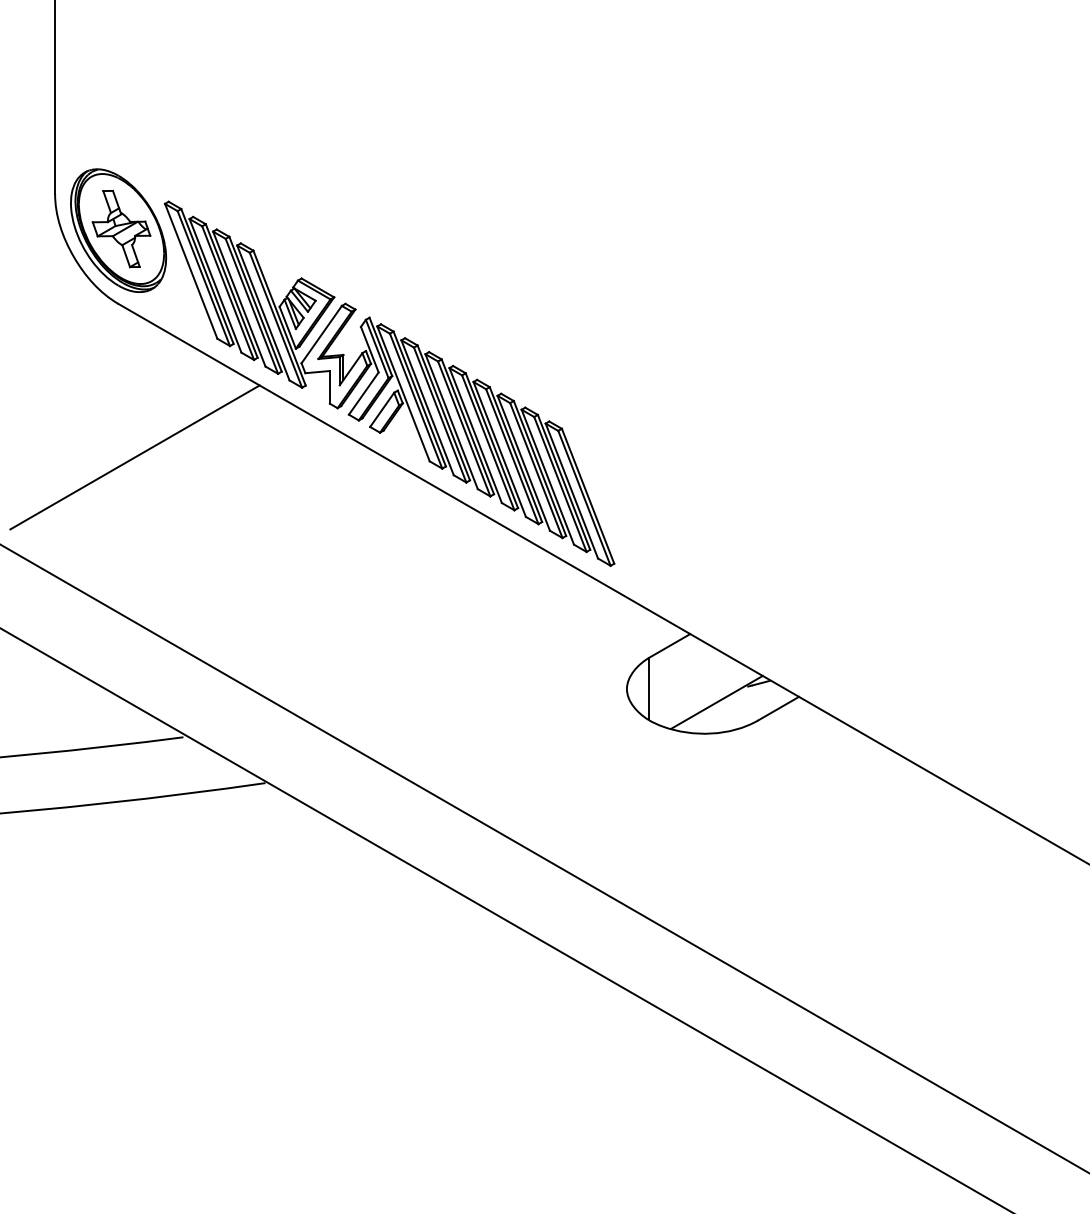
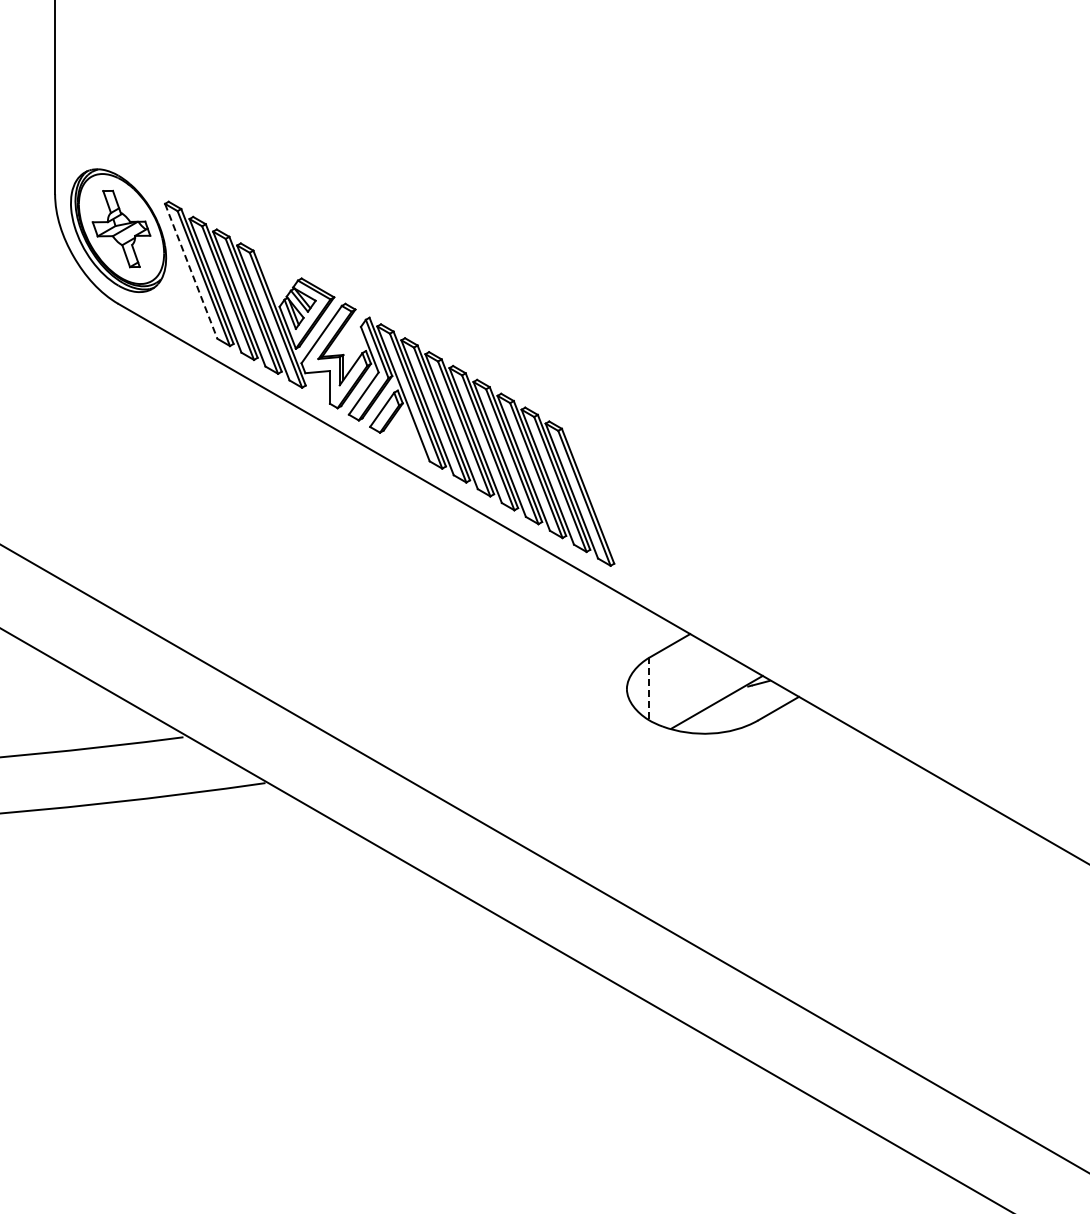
line: solid -> dashed (191, 271)
line: present -> none (134, 457)
line: solid -> dashed (649, 688)
